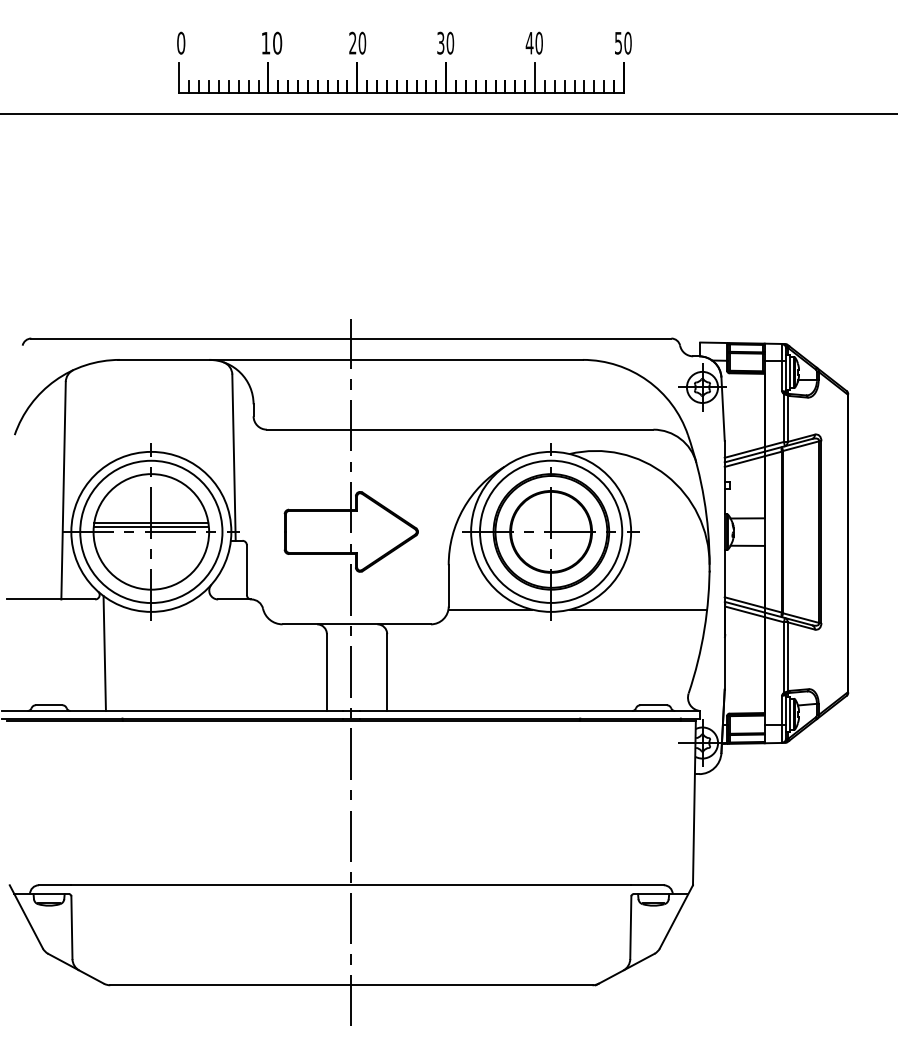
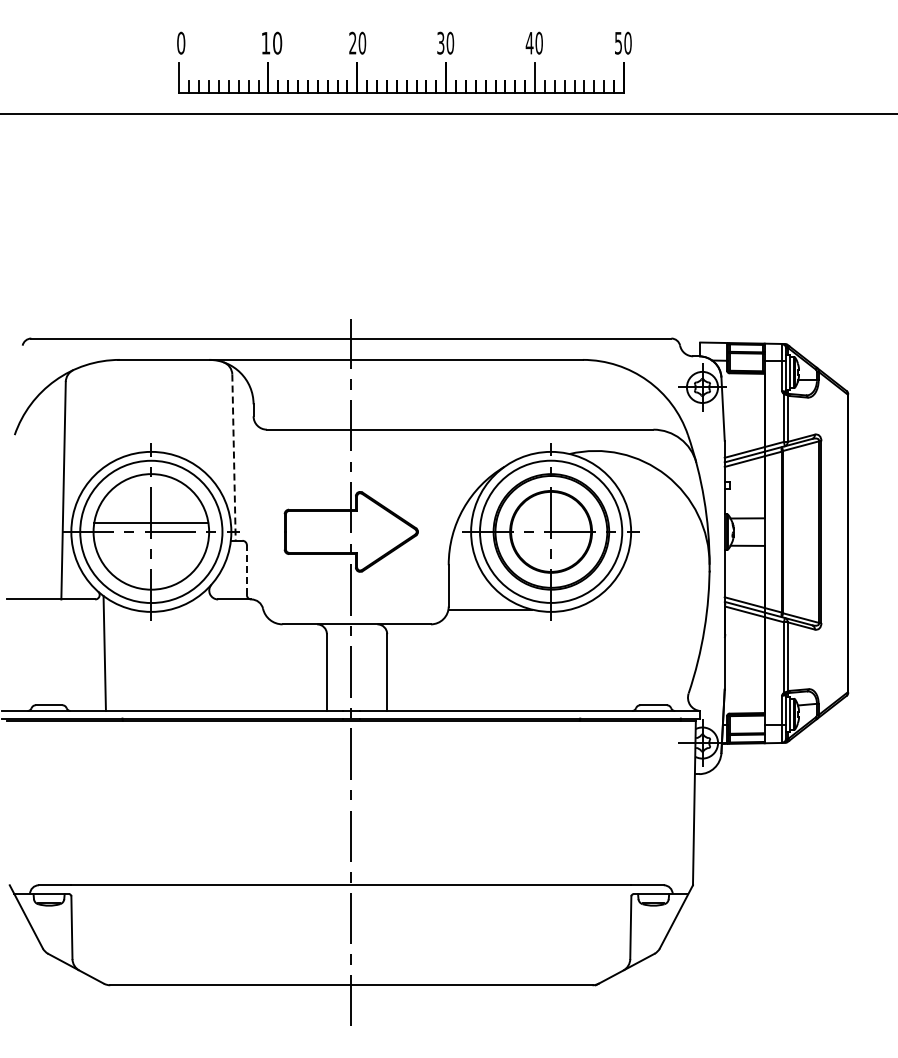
line: solid -> dashed (234, 458)
line: present -> none (151, 527)
line: solid -> dashed (246, 570)
line: present -> none (638, 609)
